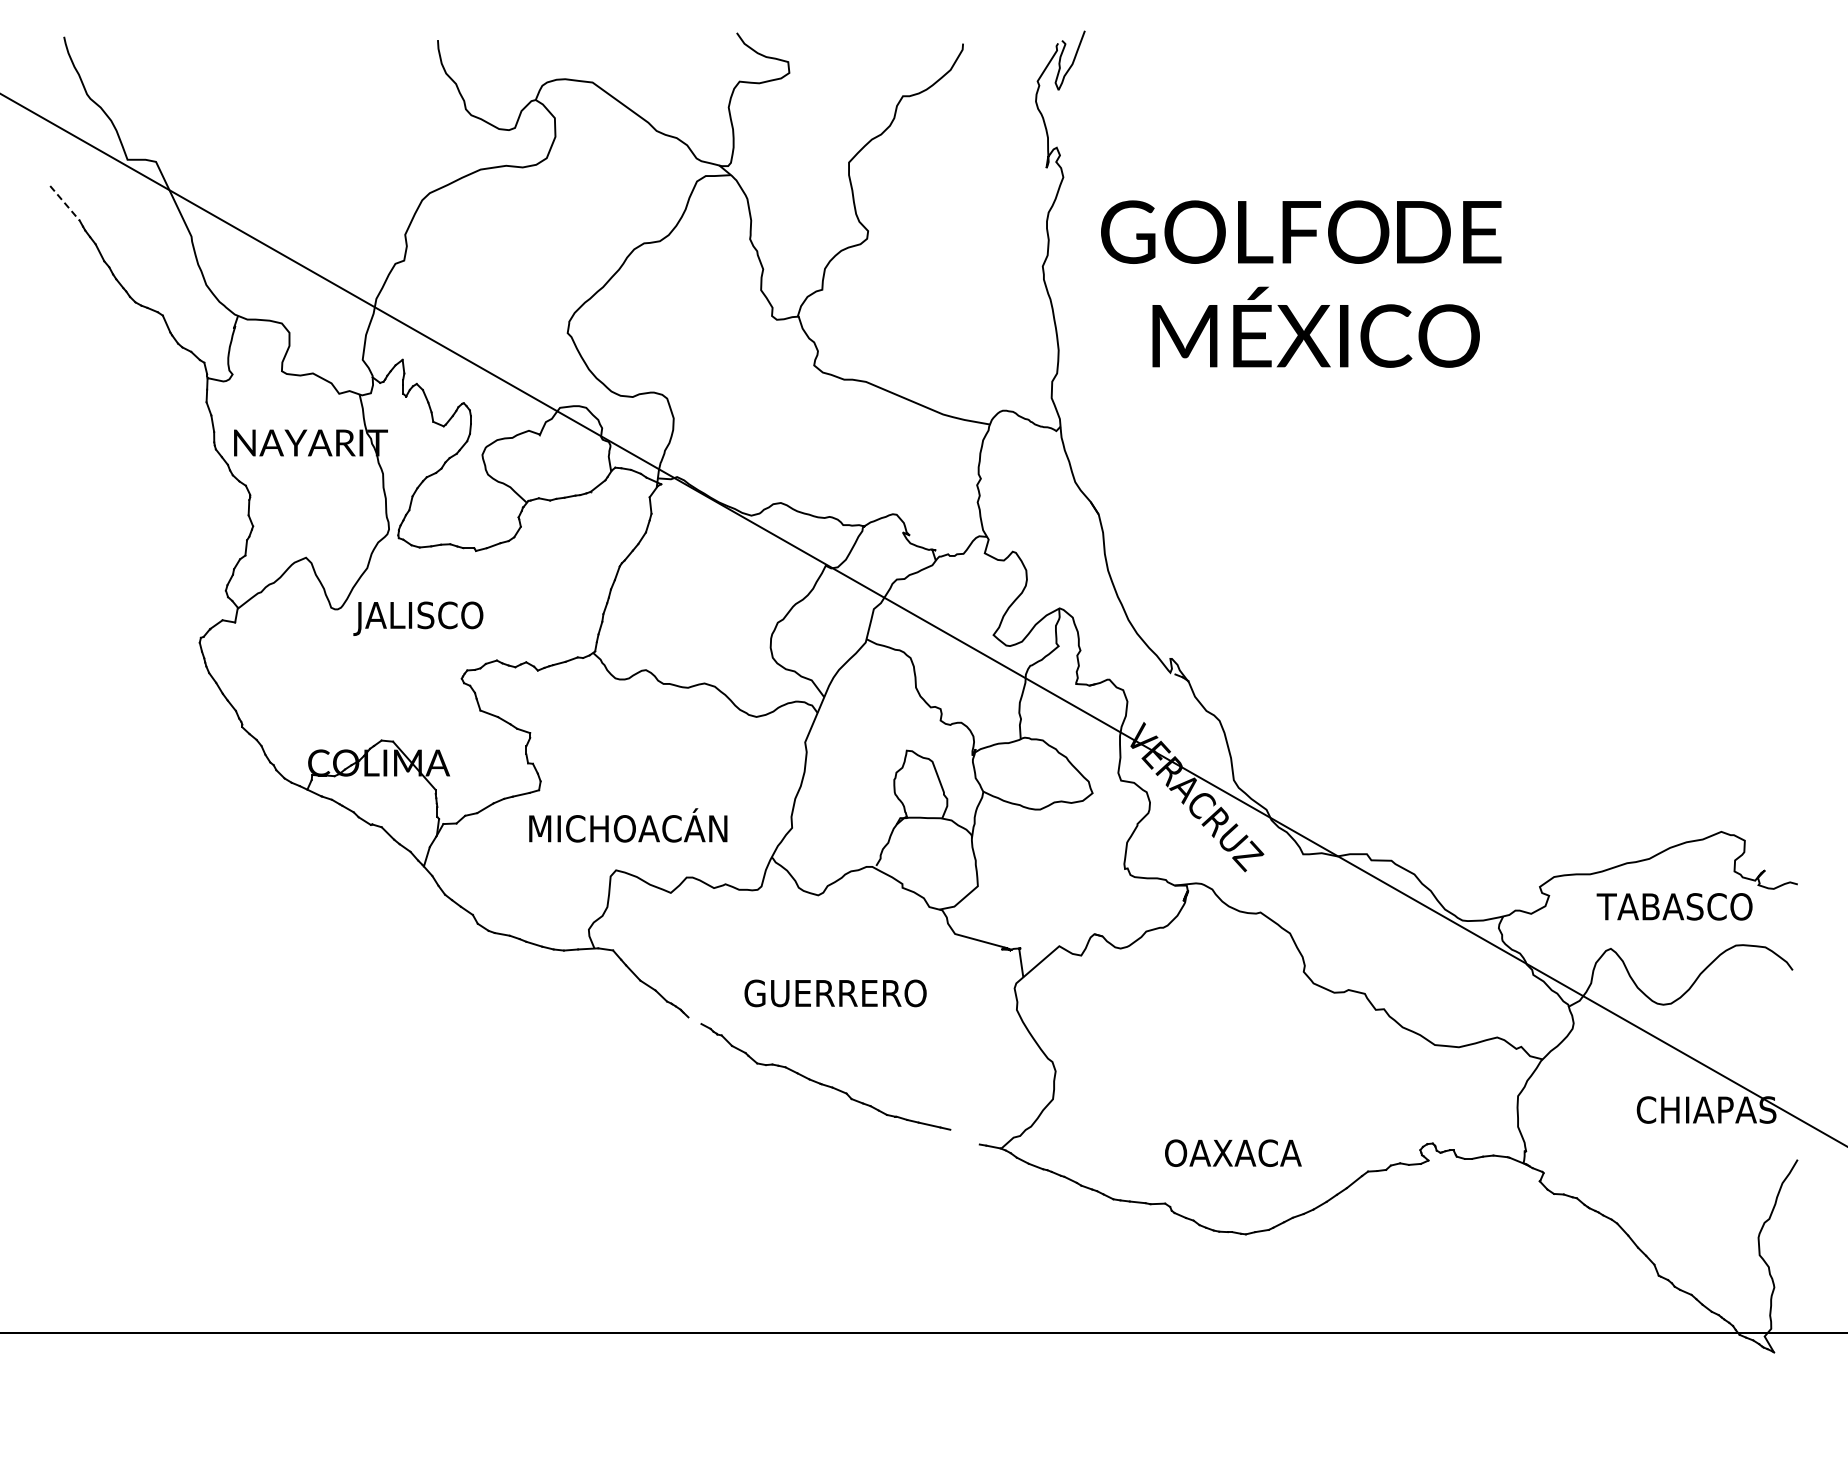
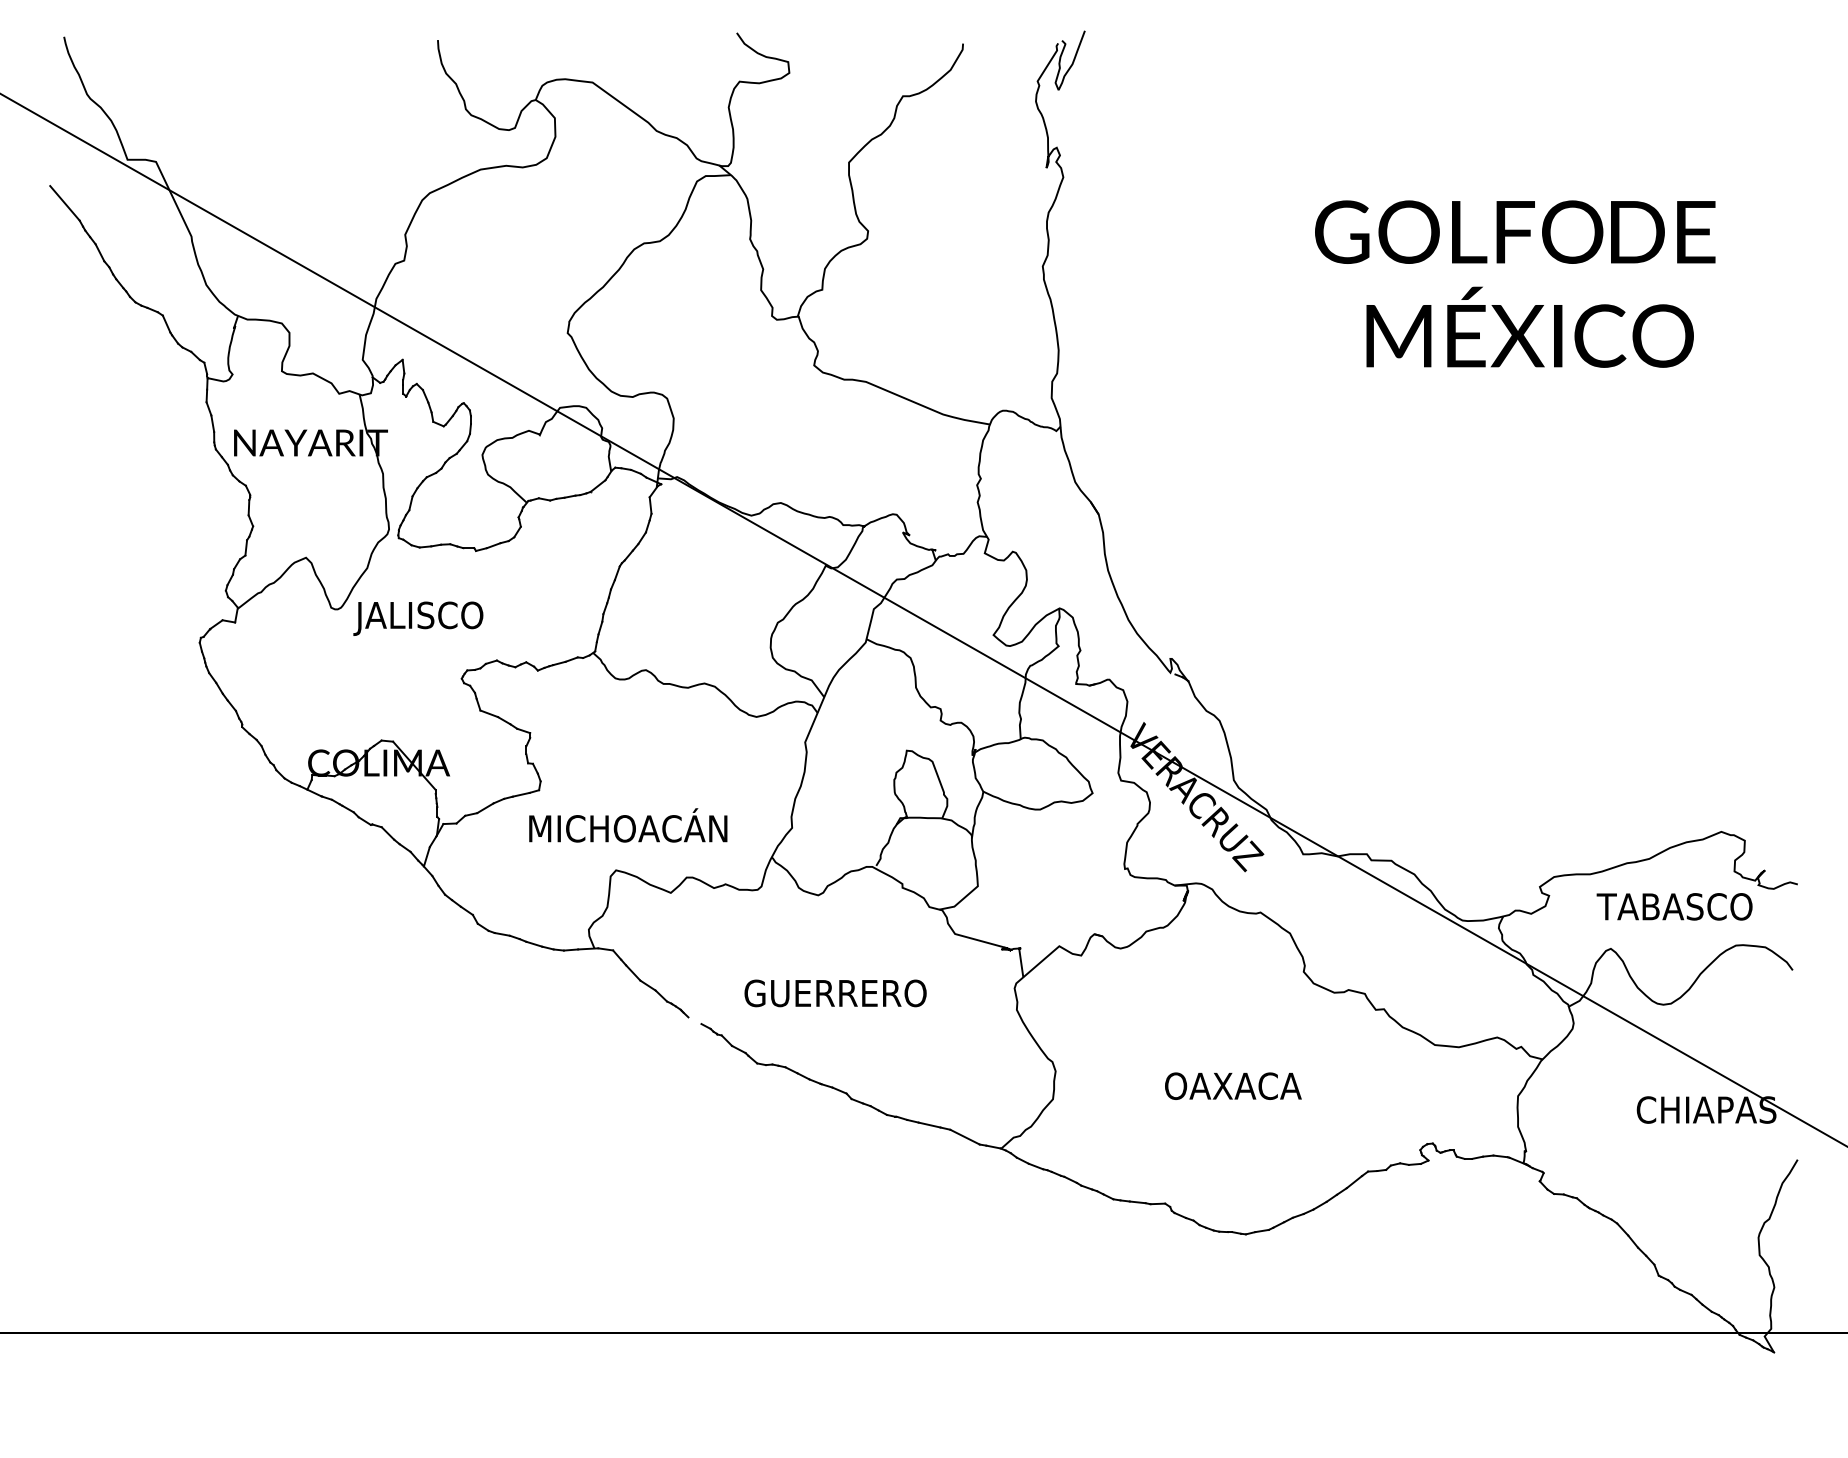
line: dashed -> solid (64, 203)
text position: (1301, 283) -> (1515, 283) (1515, 283)
line: none -> present (964, 1136)
text position: (1233, 1152) -> (1233, 1085) (1233, 1085)
